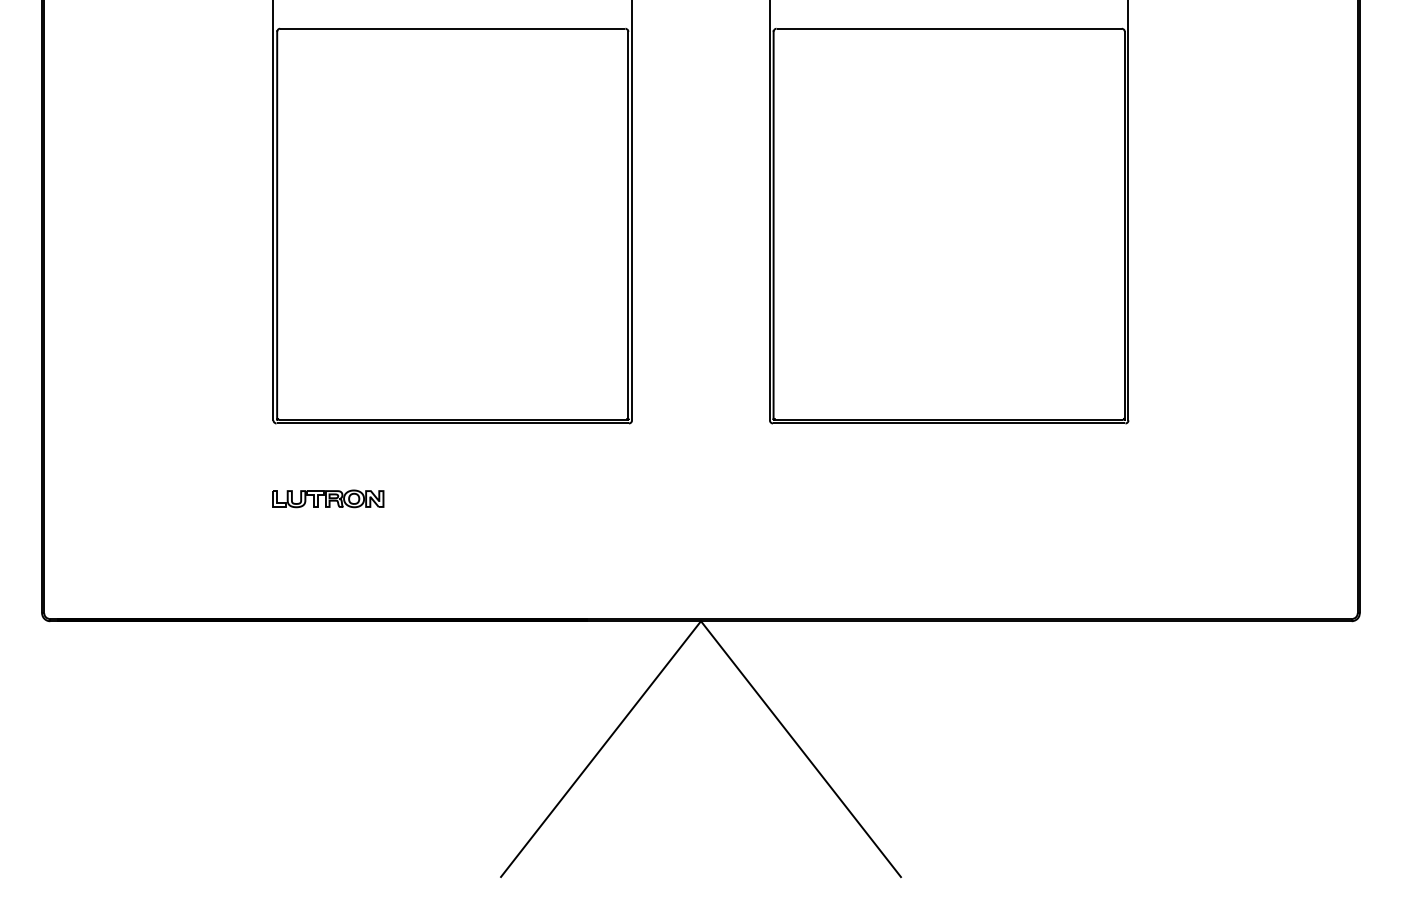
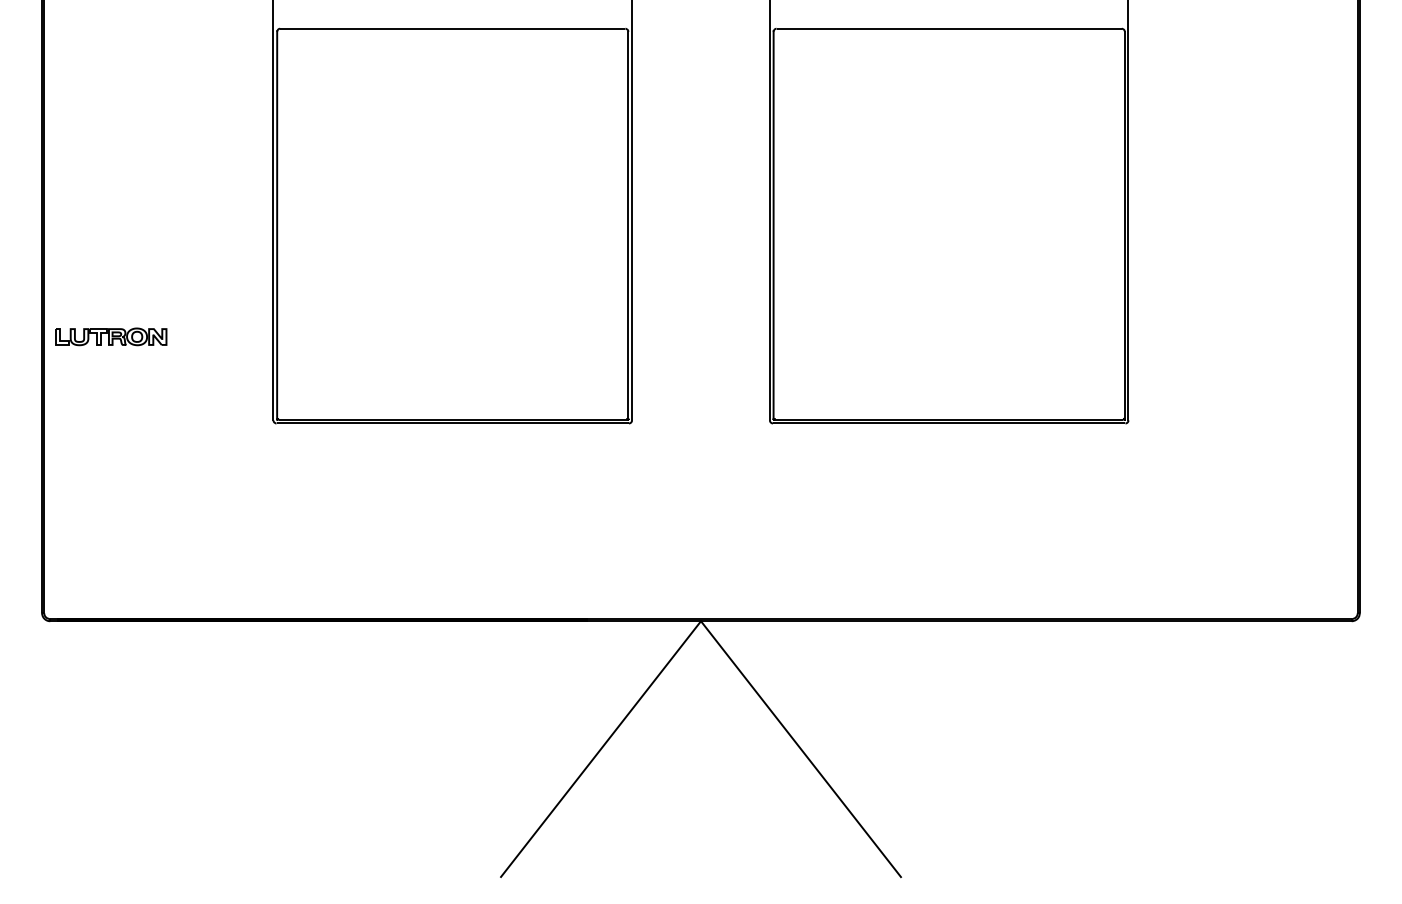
part position: (328, 498) -> (111, 336) (111, 336)
